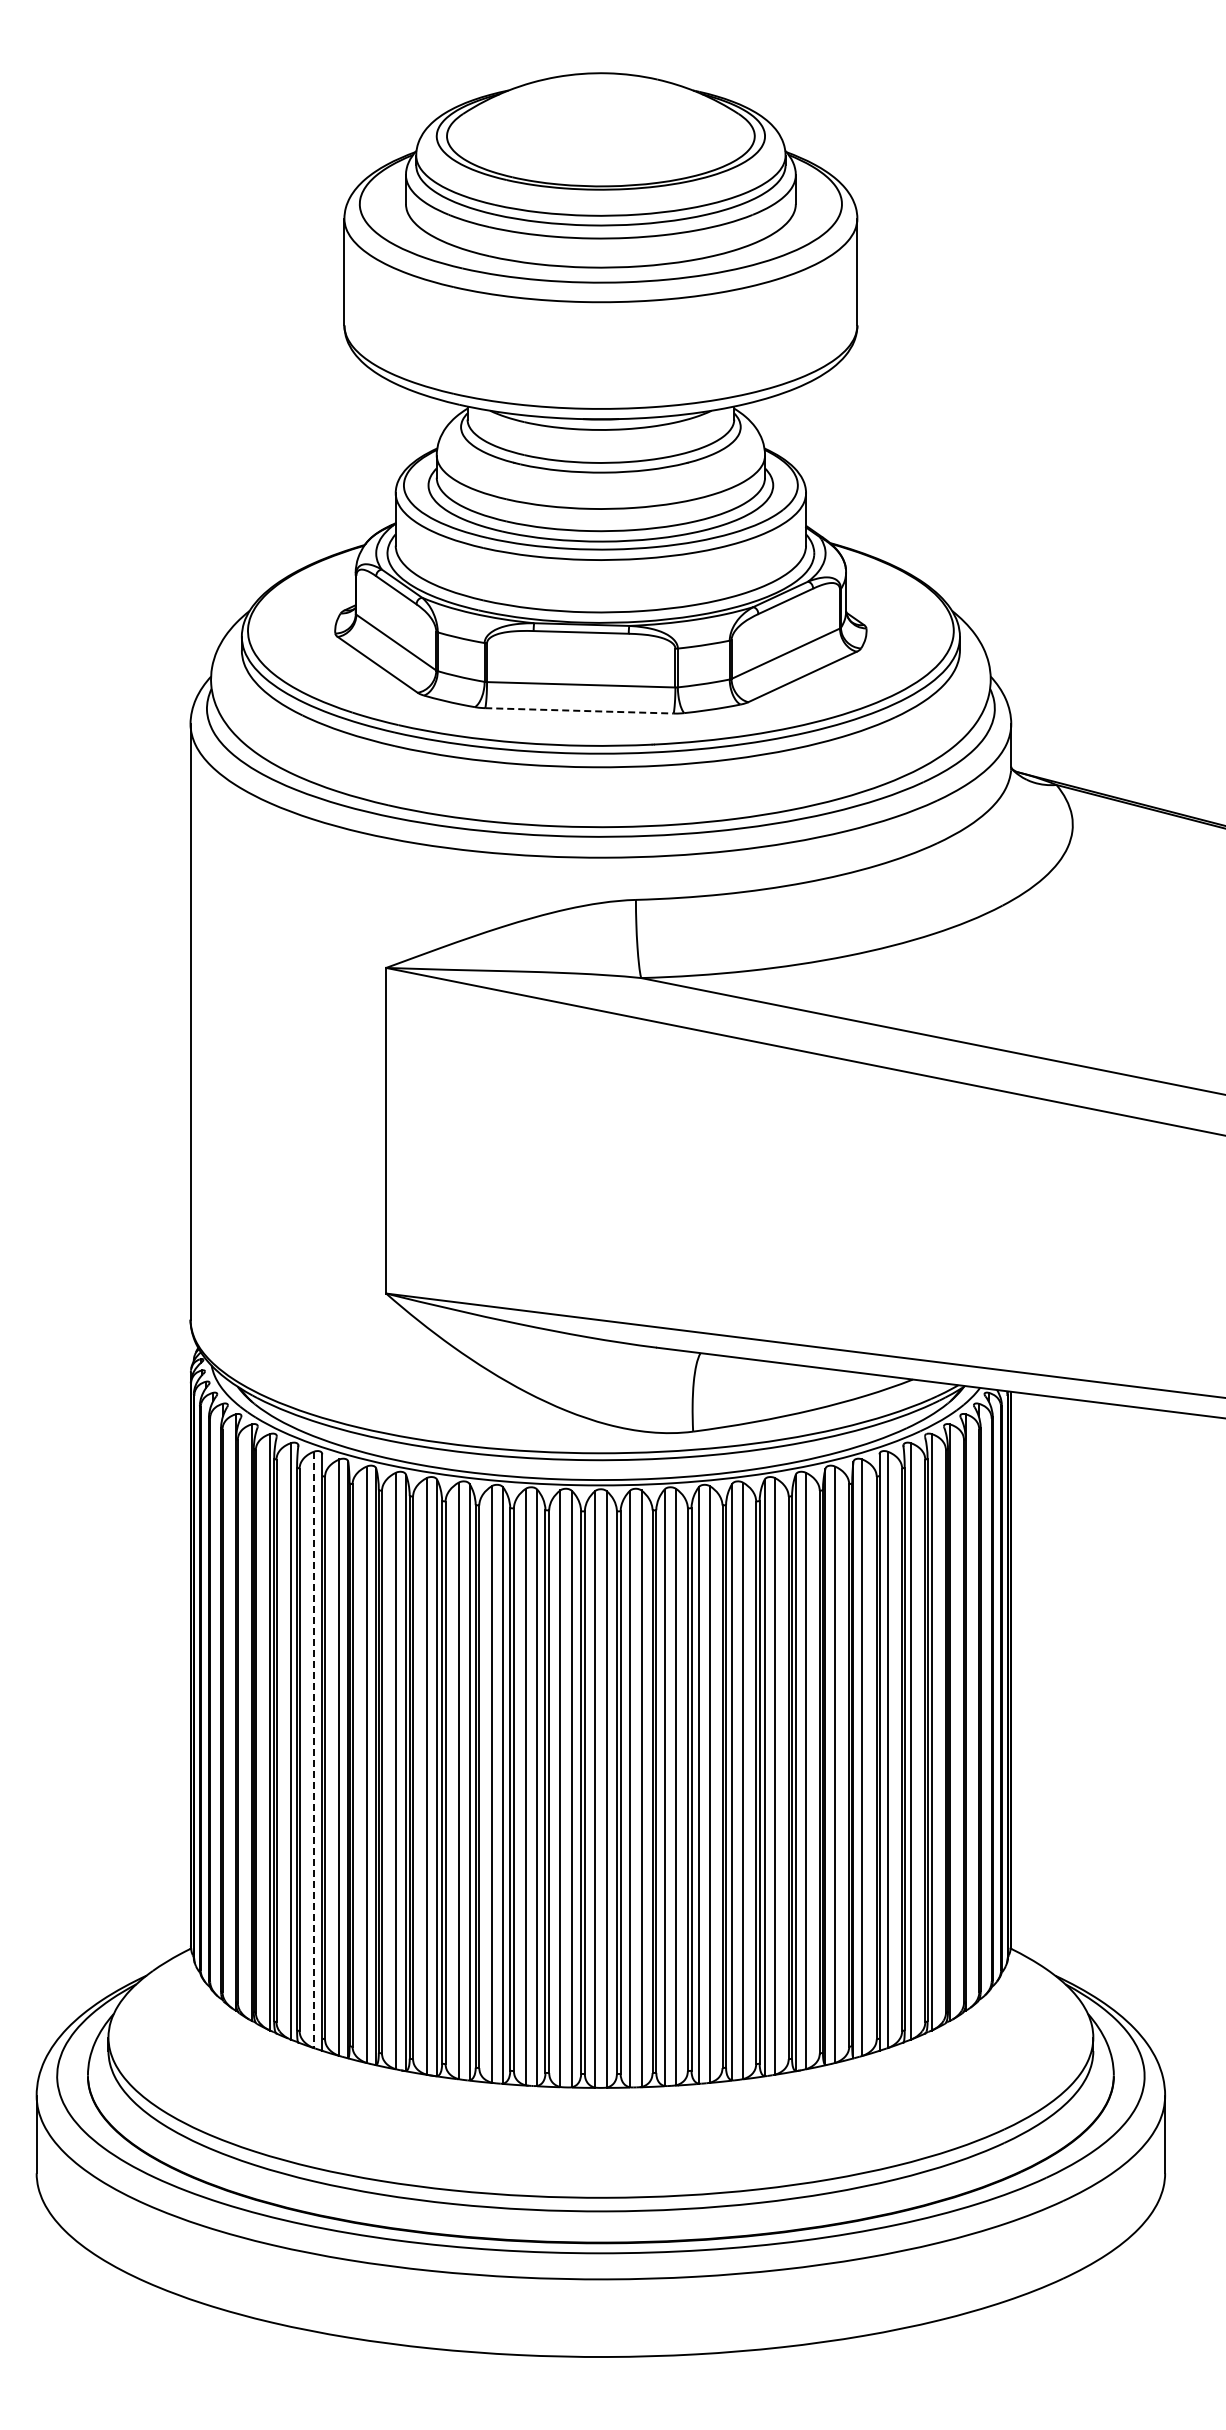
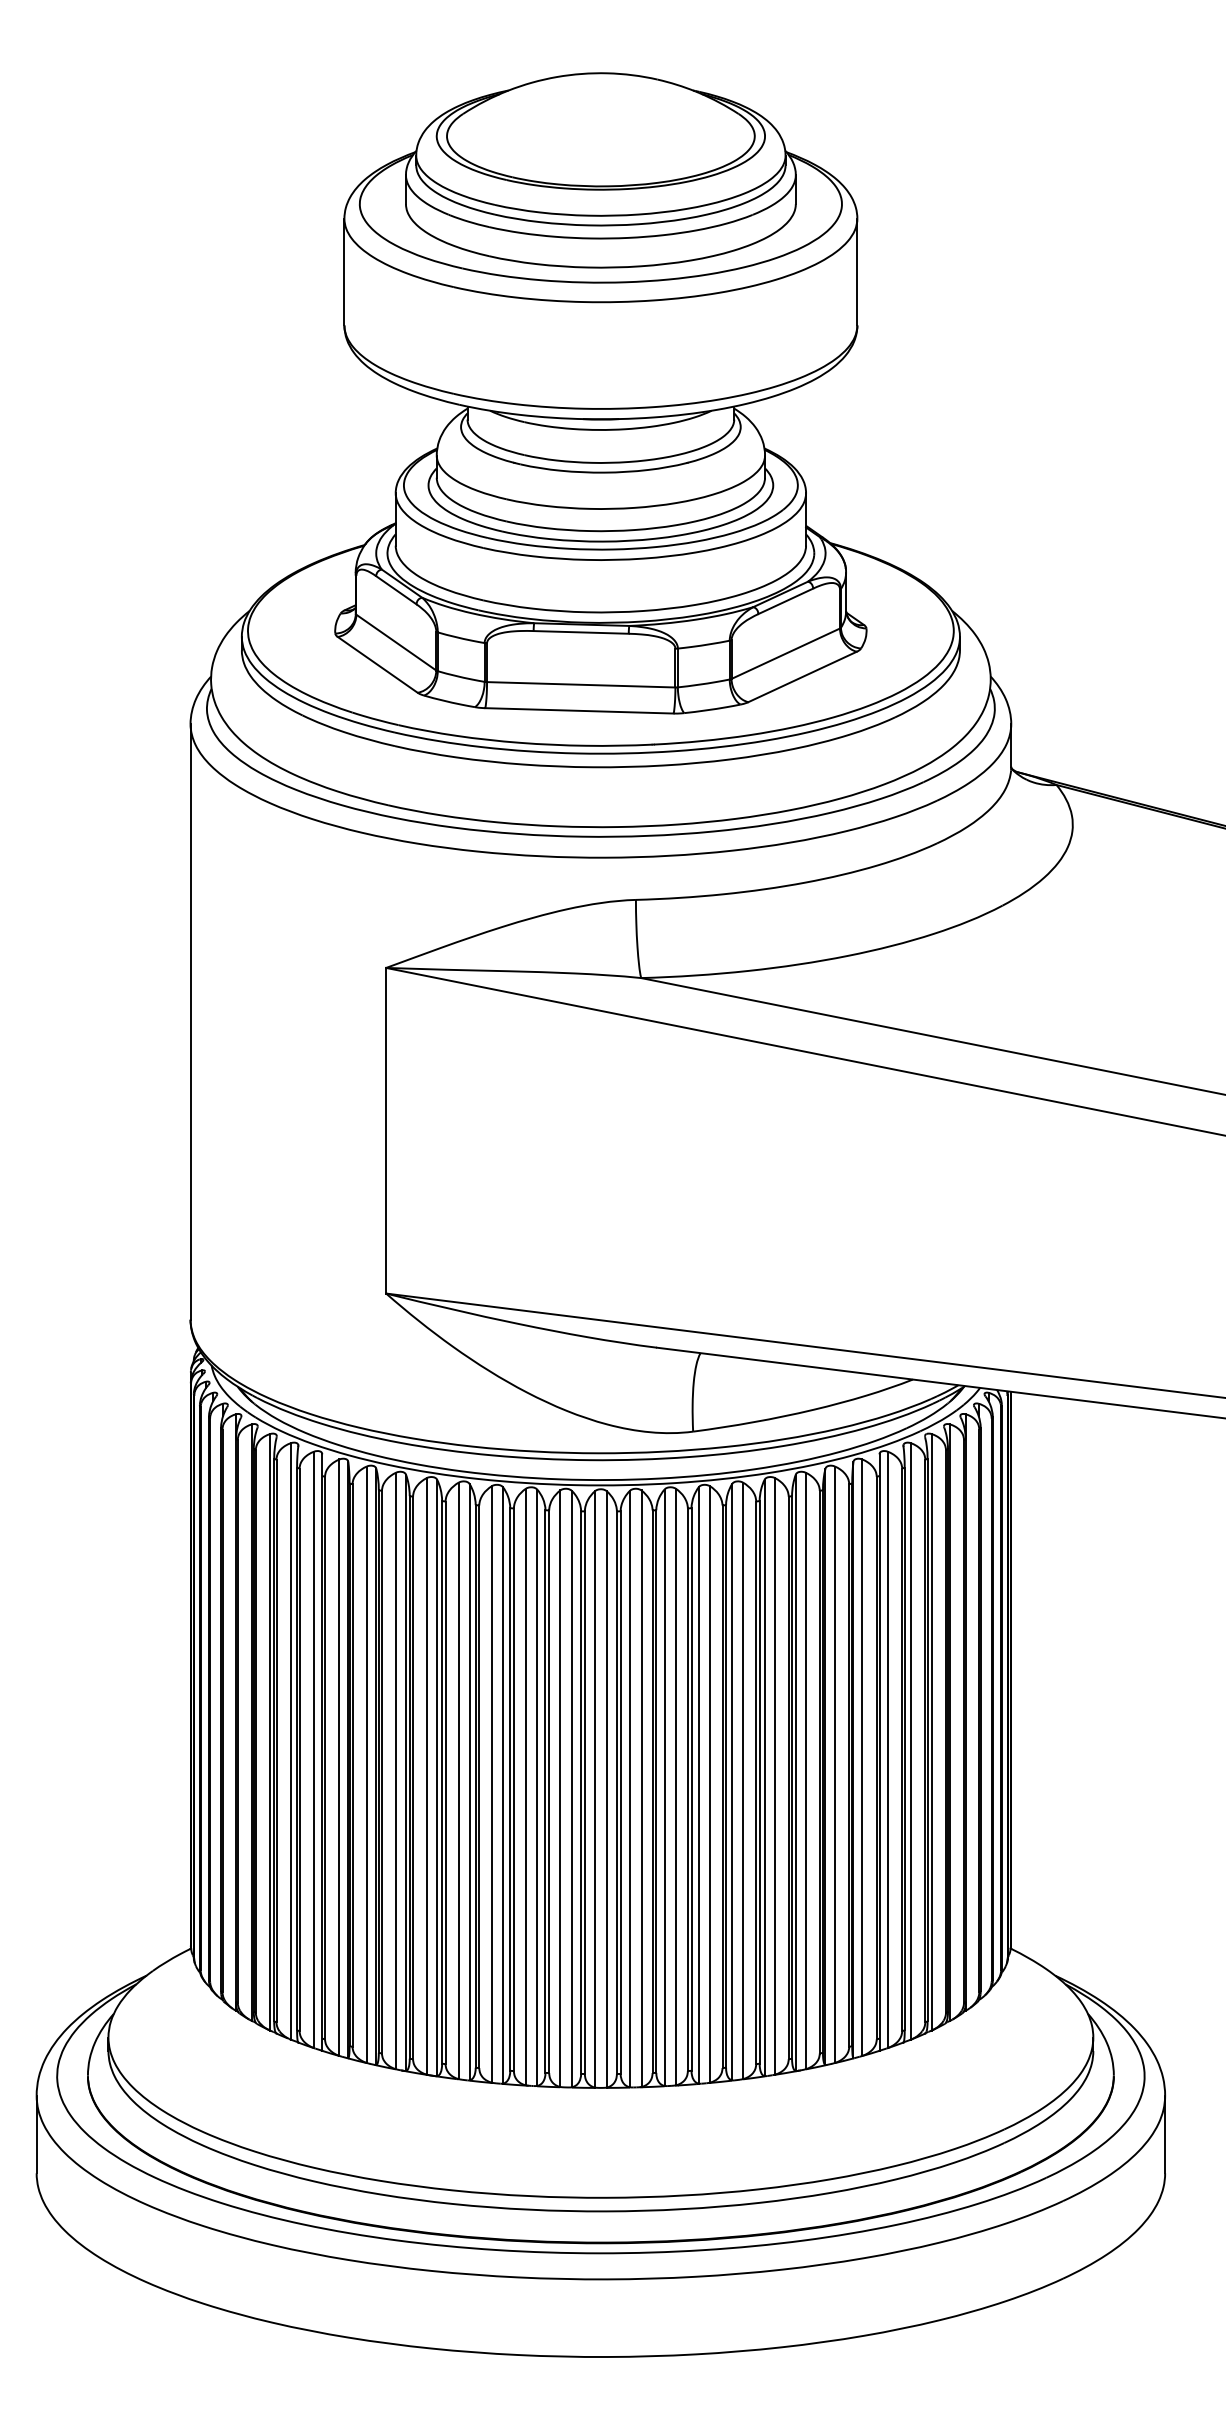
line: dashed -> solid (579, 710)
line: dashed -> solid (314, 1750)
